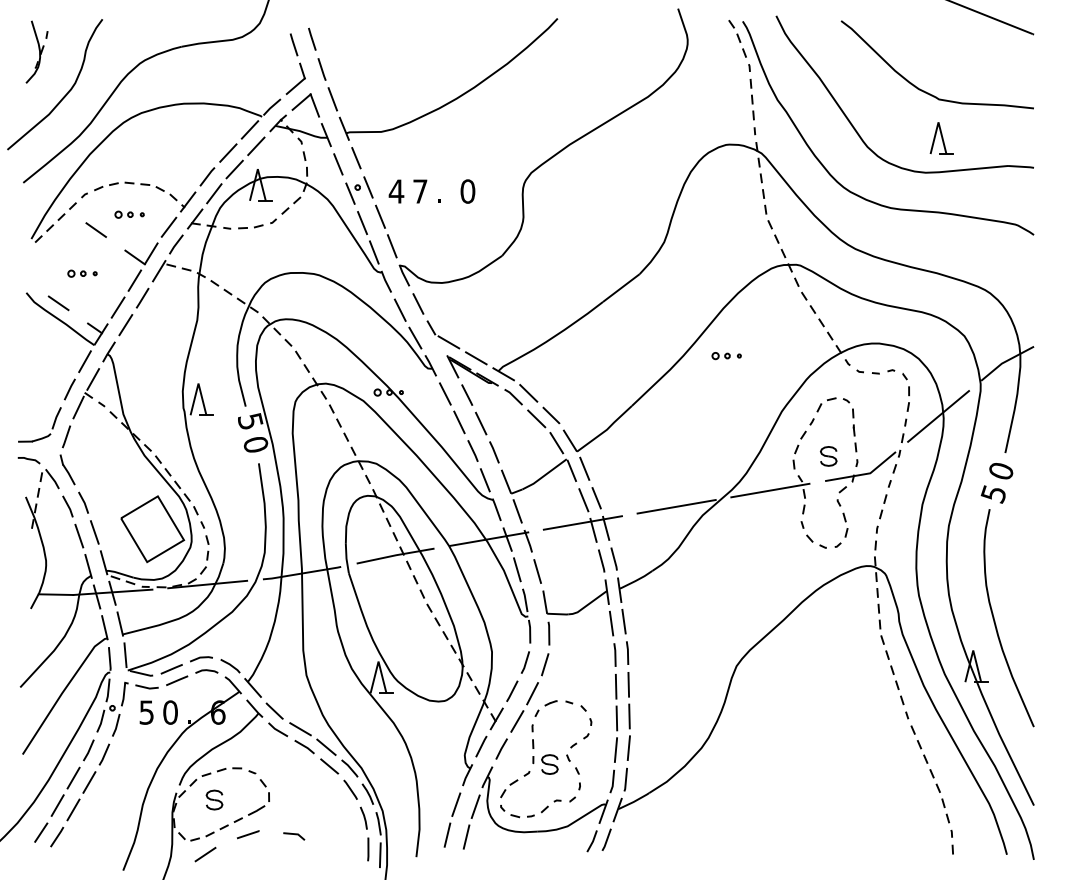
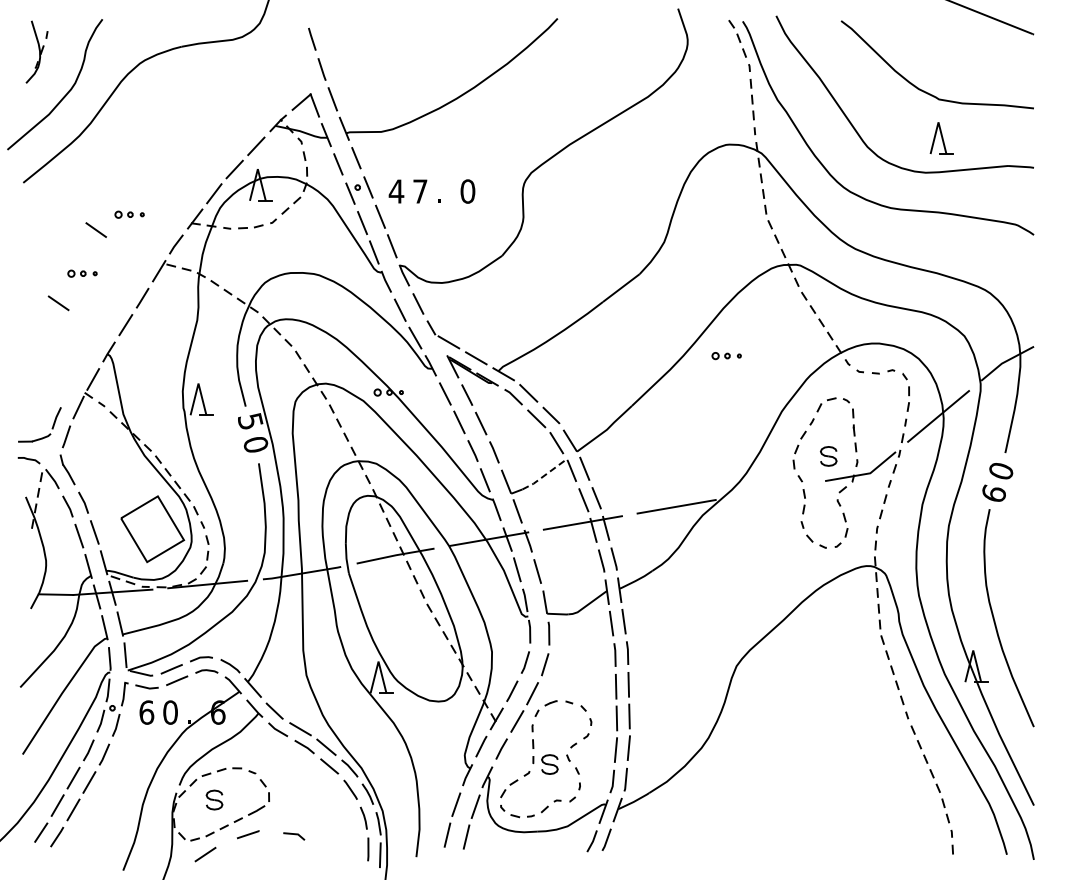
part: present -> none (171, 222)
line: solid -> dashed (545, 475)
line: present -> none (770, 490)
text: 5 -> 6 (992, 493)
text: 5 -> 6 (146, 712)
